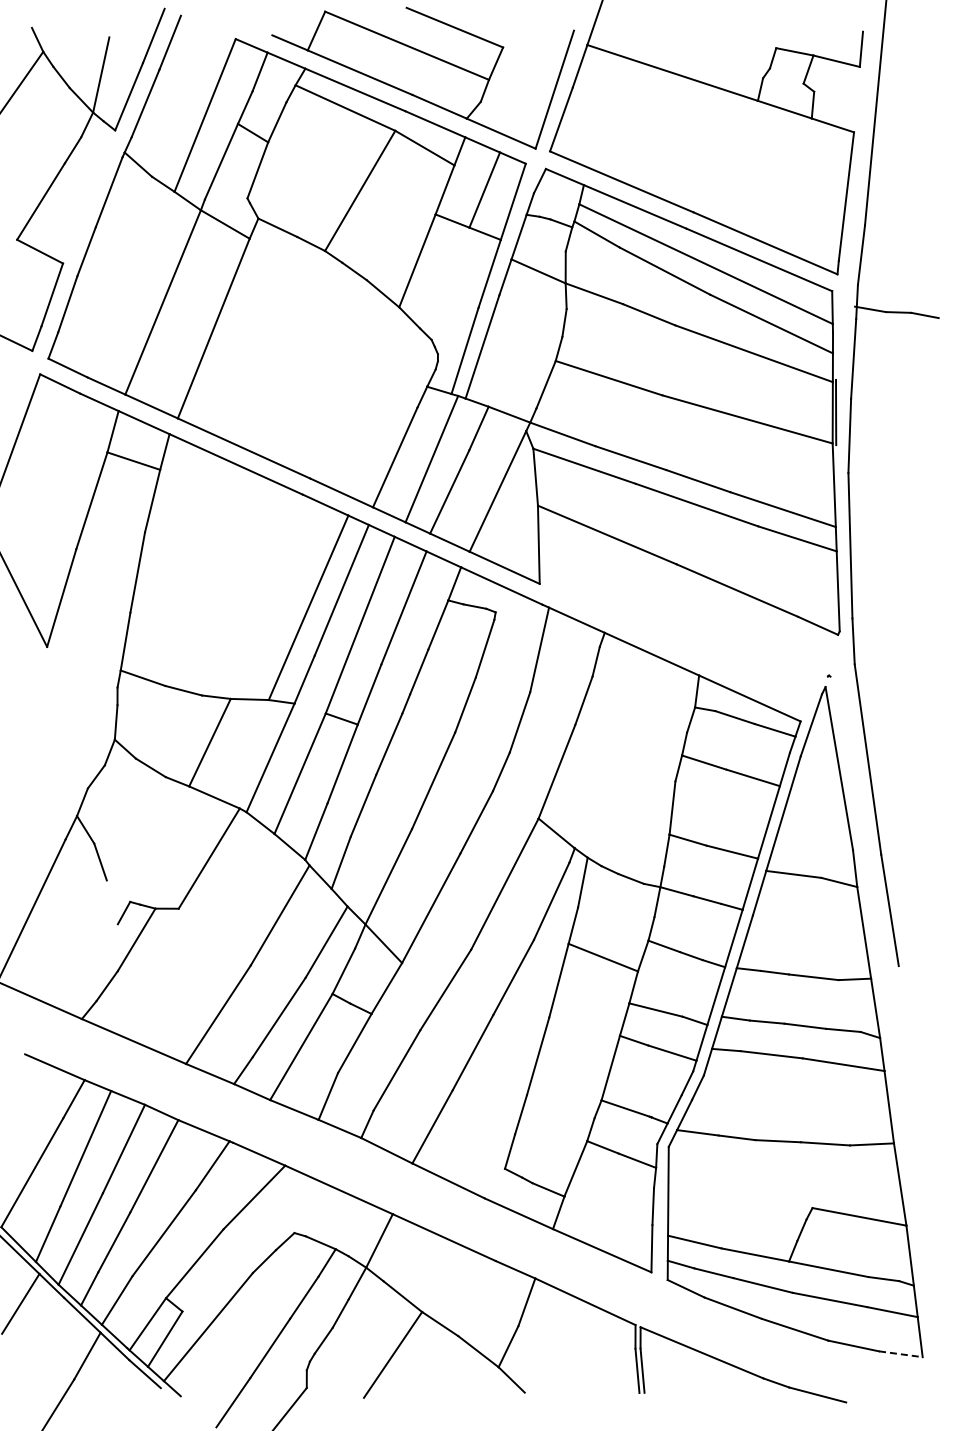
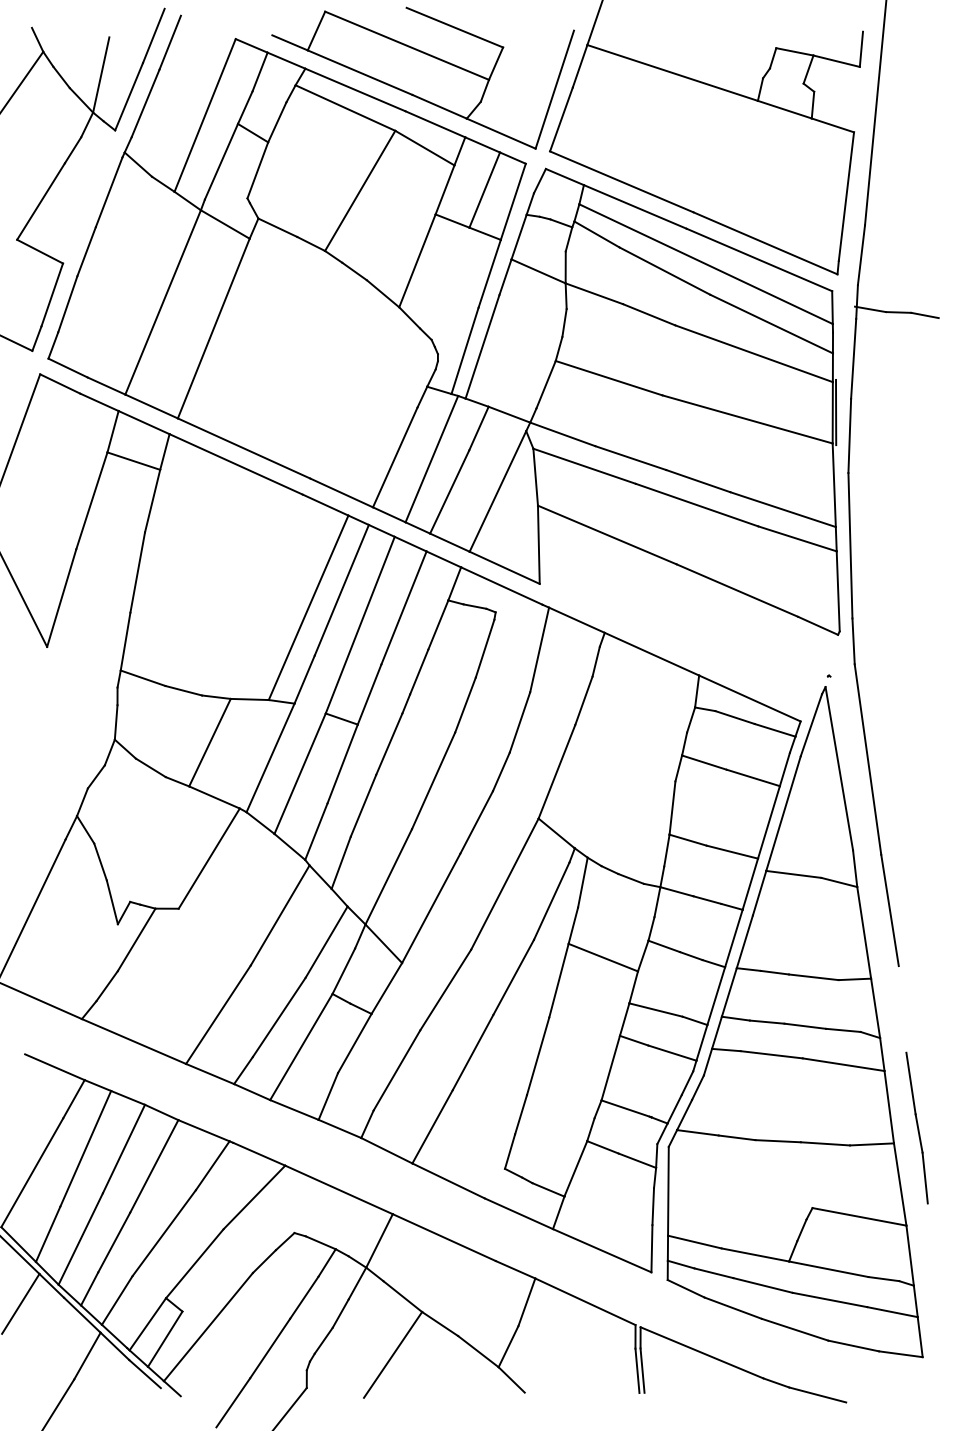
line: none -> present (111, 902)
part: none -> present (916, 1127)
line: dashed -> solid (901, 1354)
